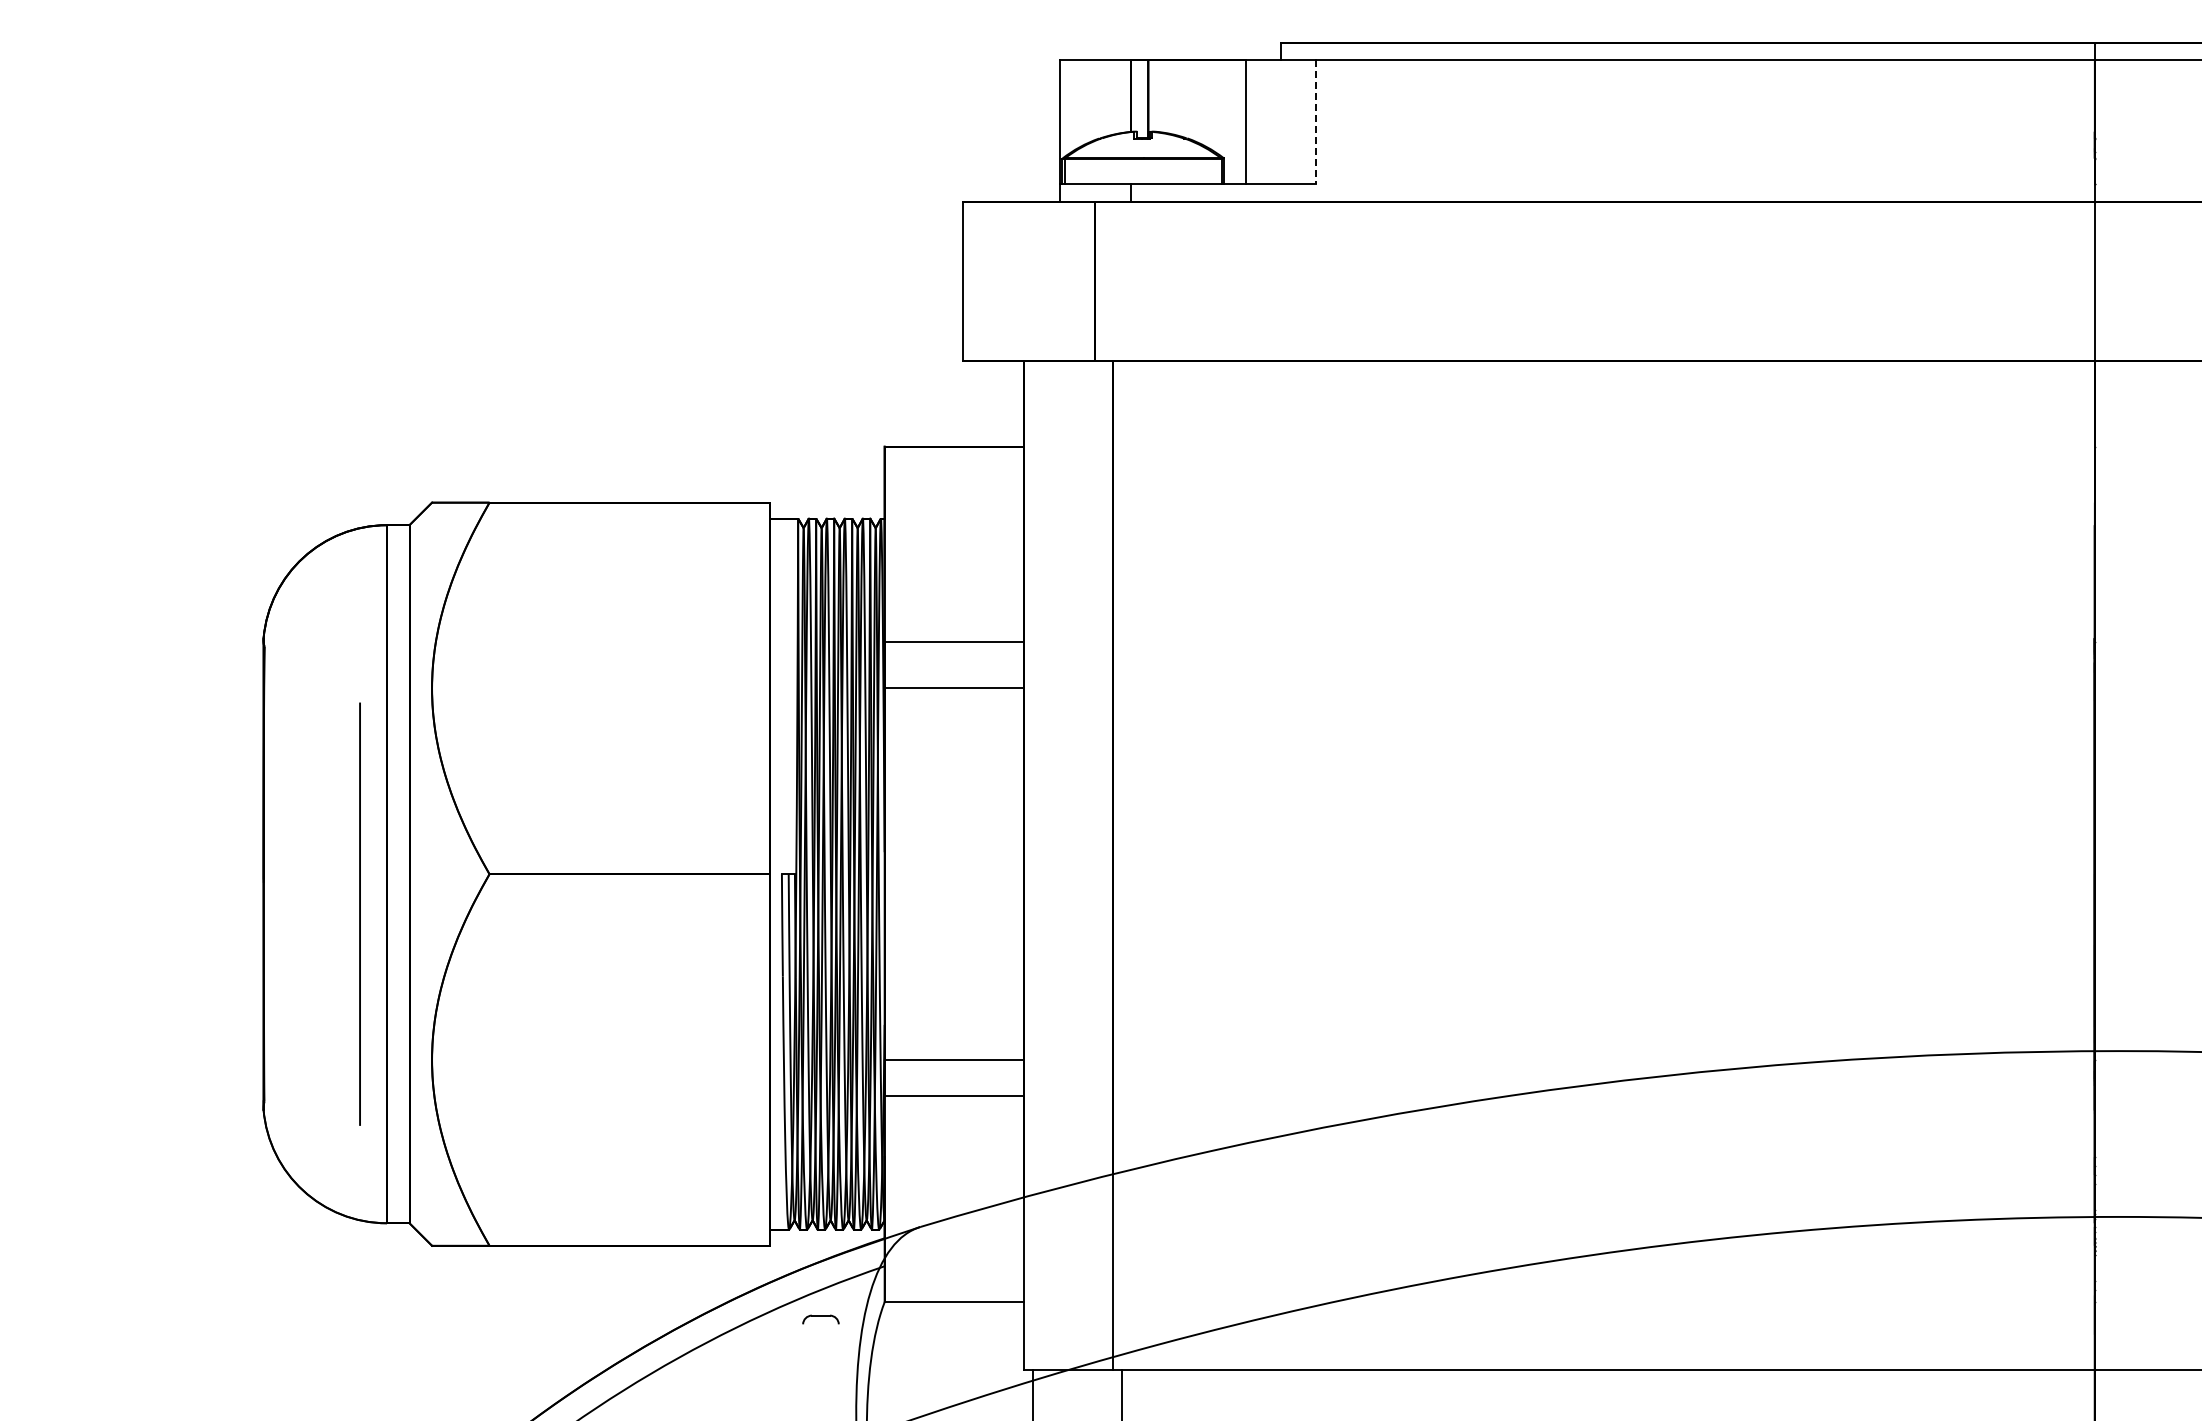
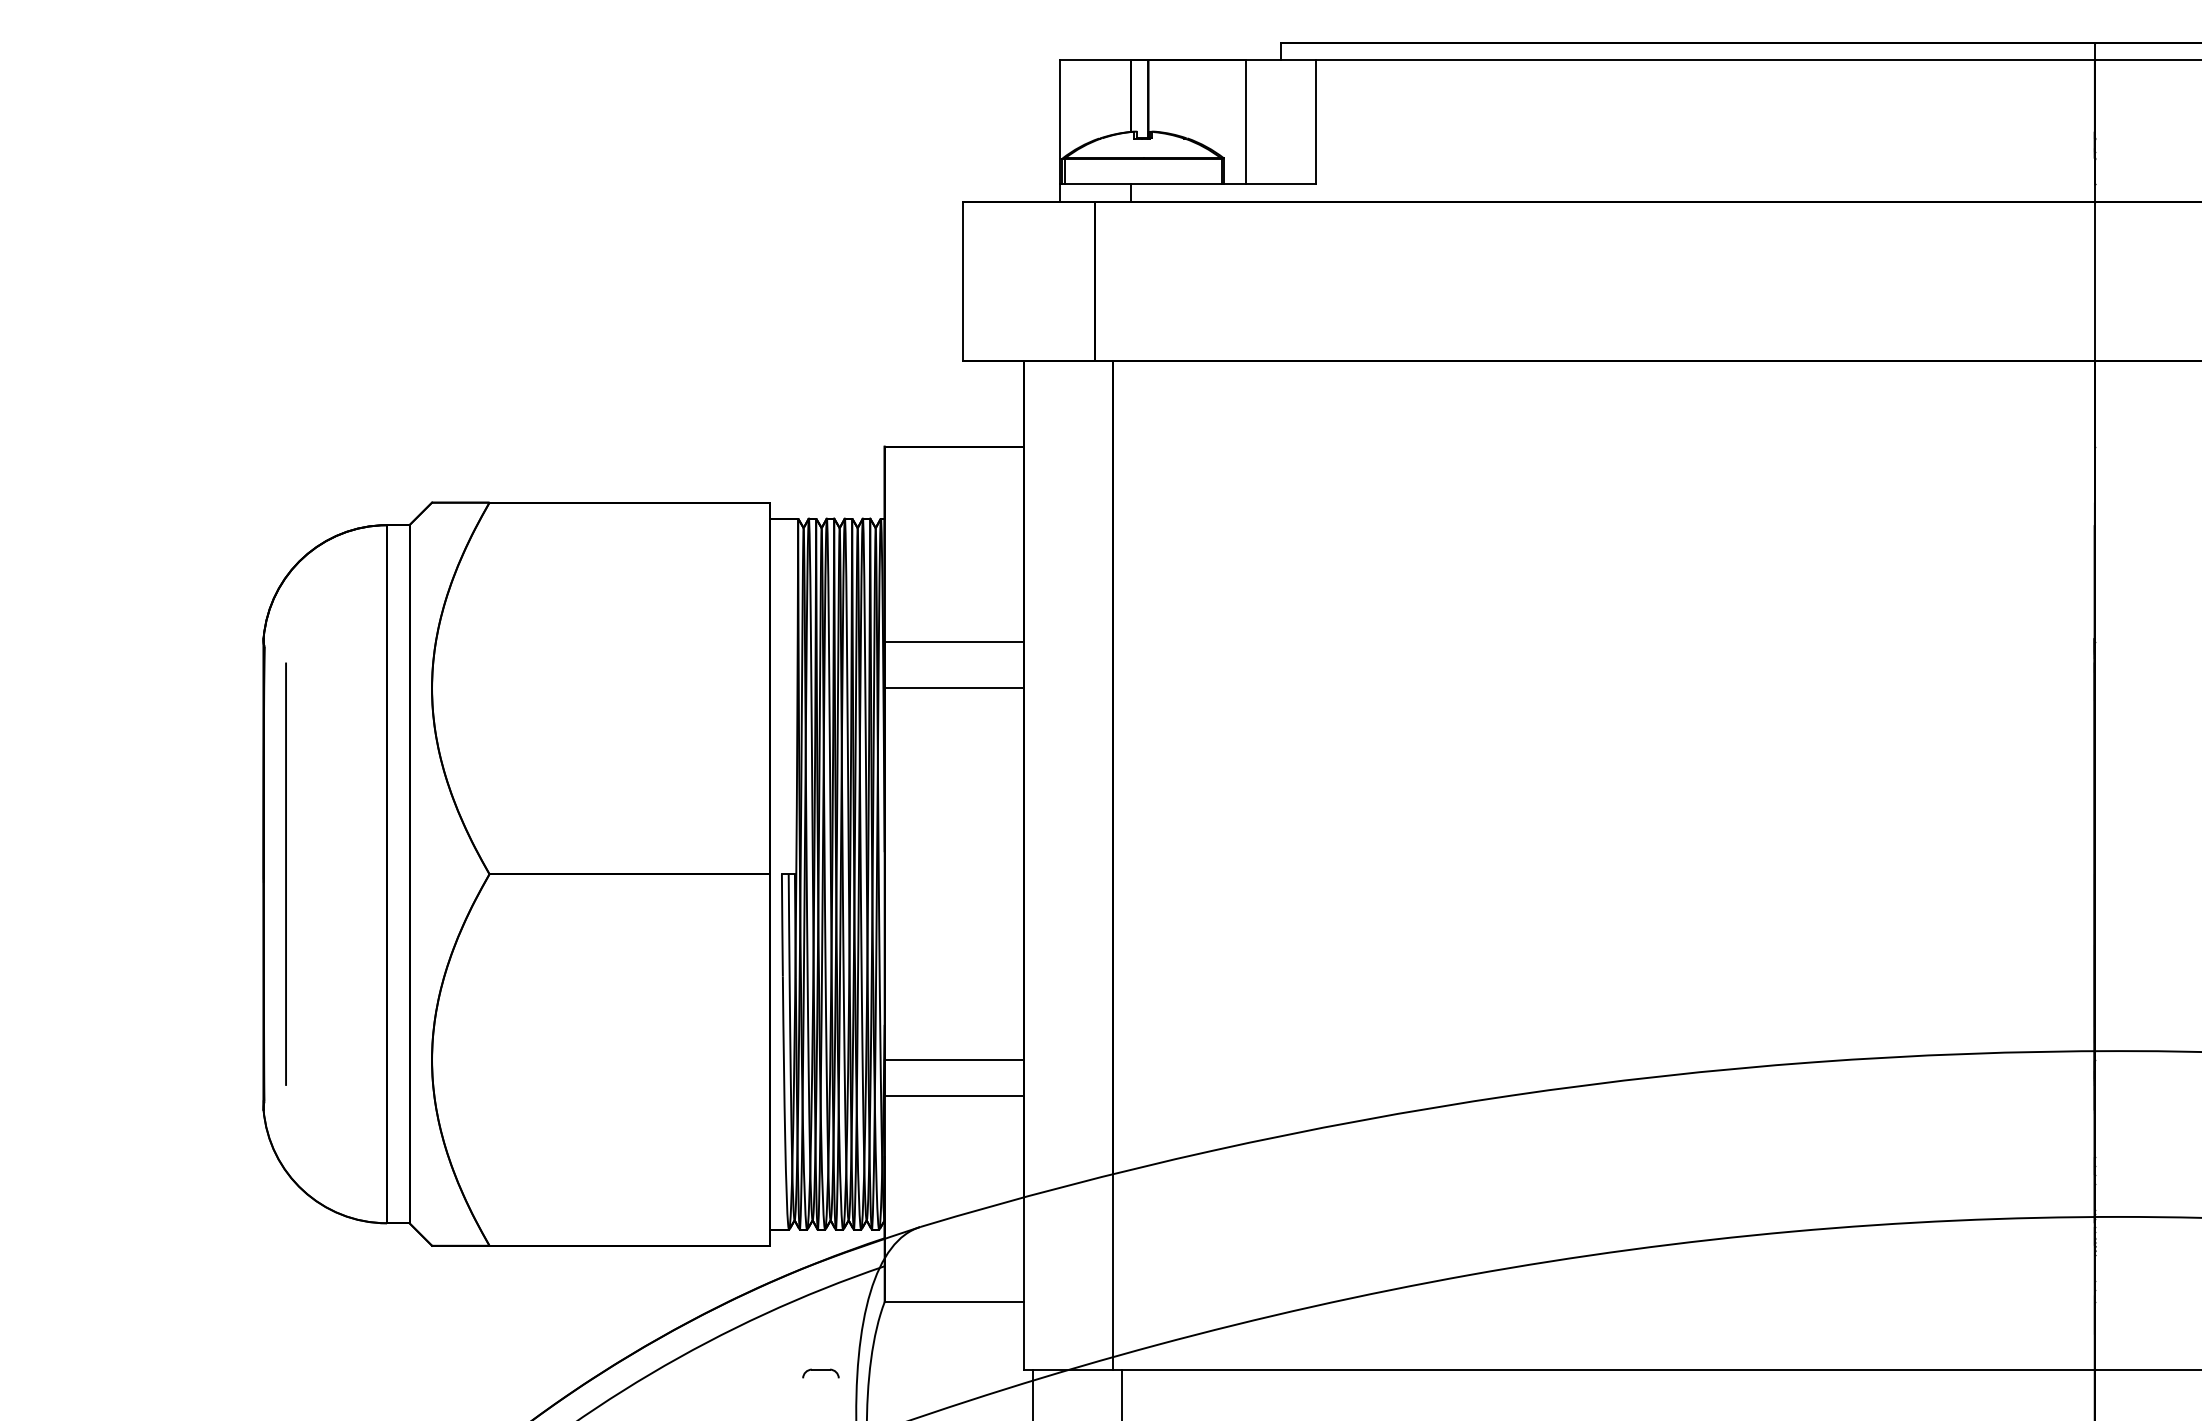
line: dashed -> solid (1316, 122)
line position: (359, 913) -> (285, 873) (285, 873)
part position: (820, 1319) -> (820, 1373) (820, 1373)
